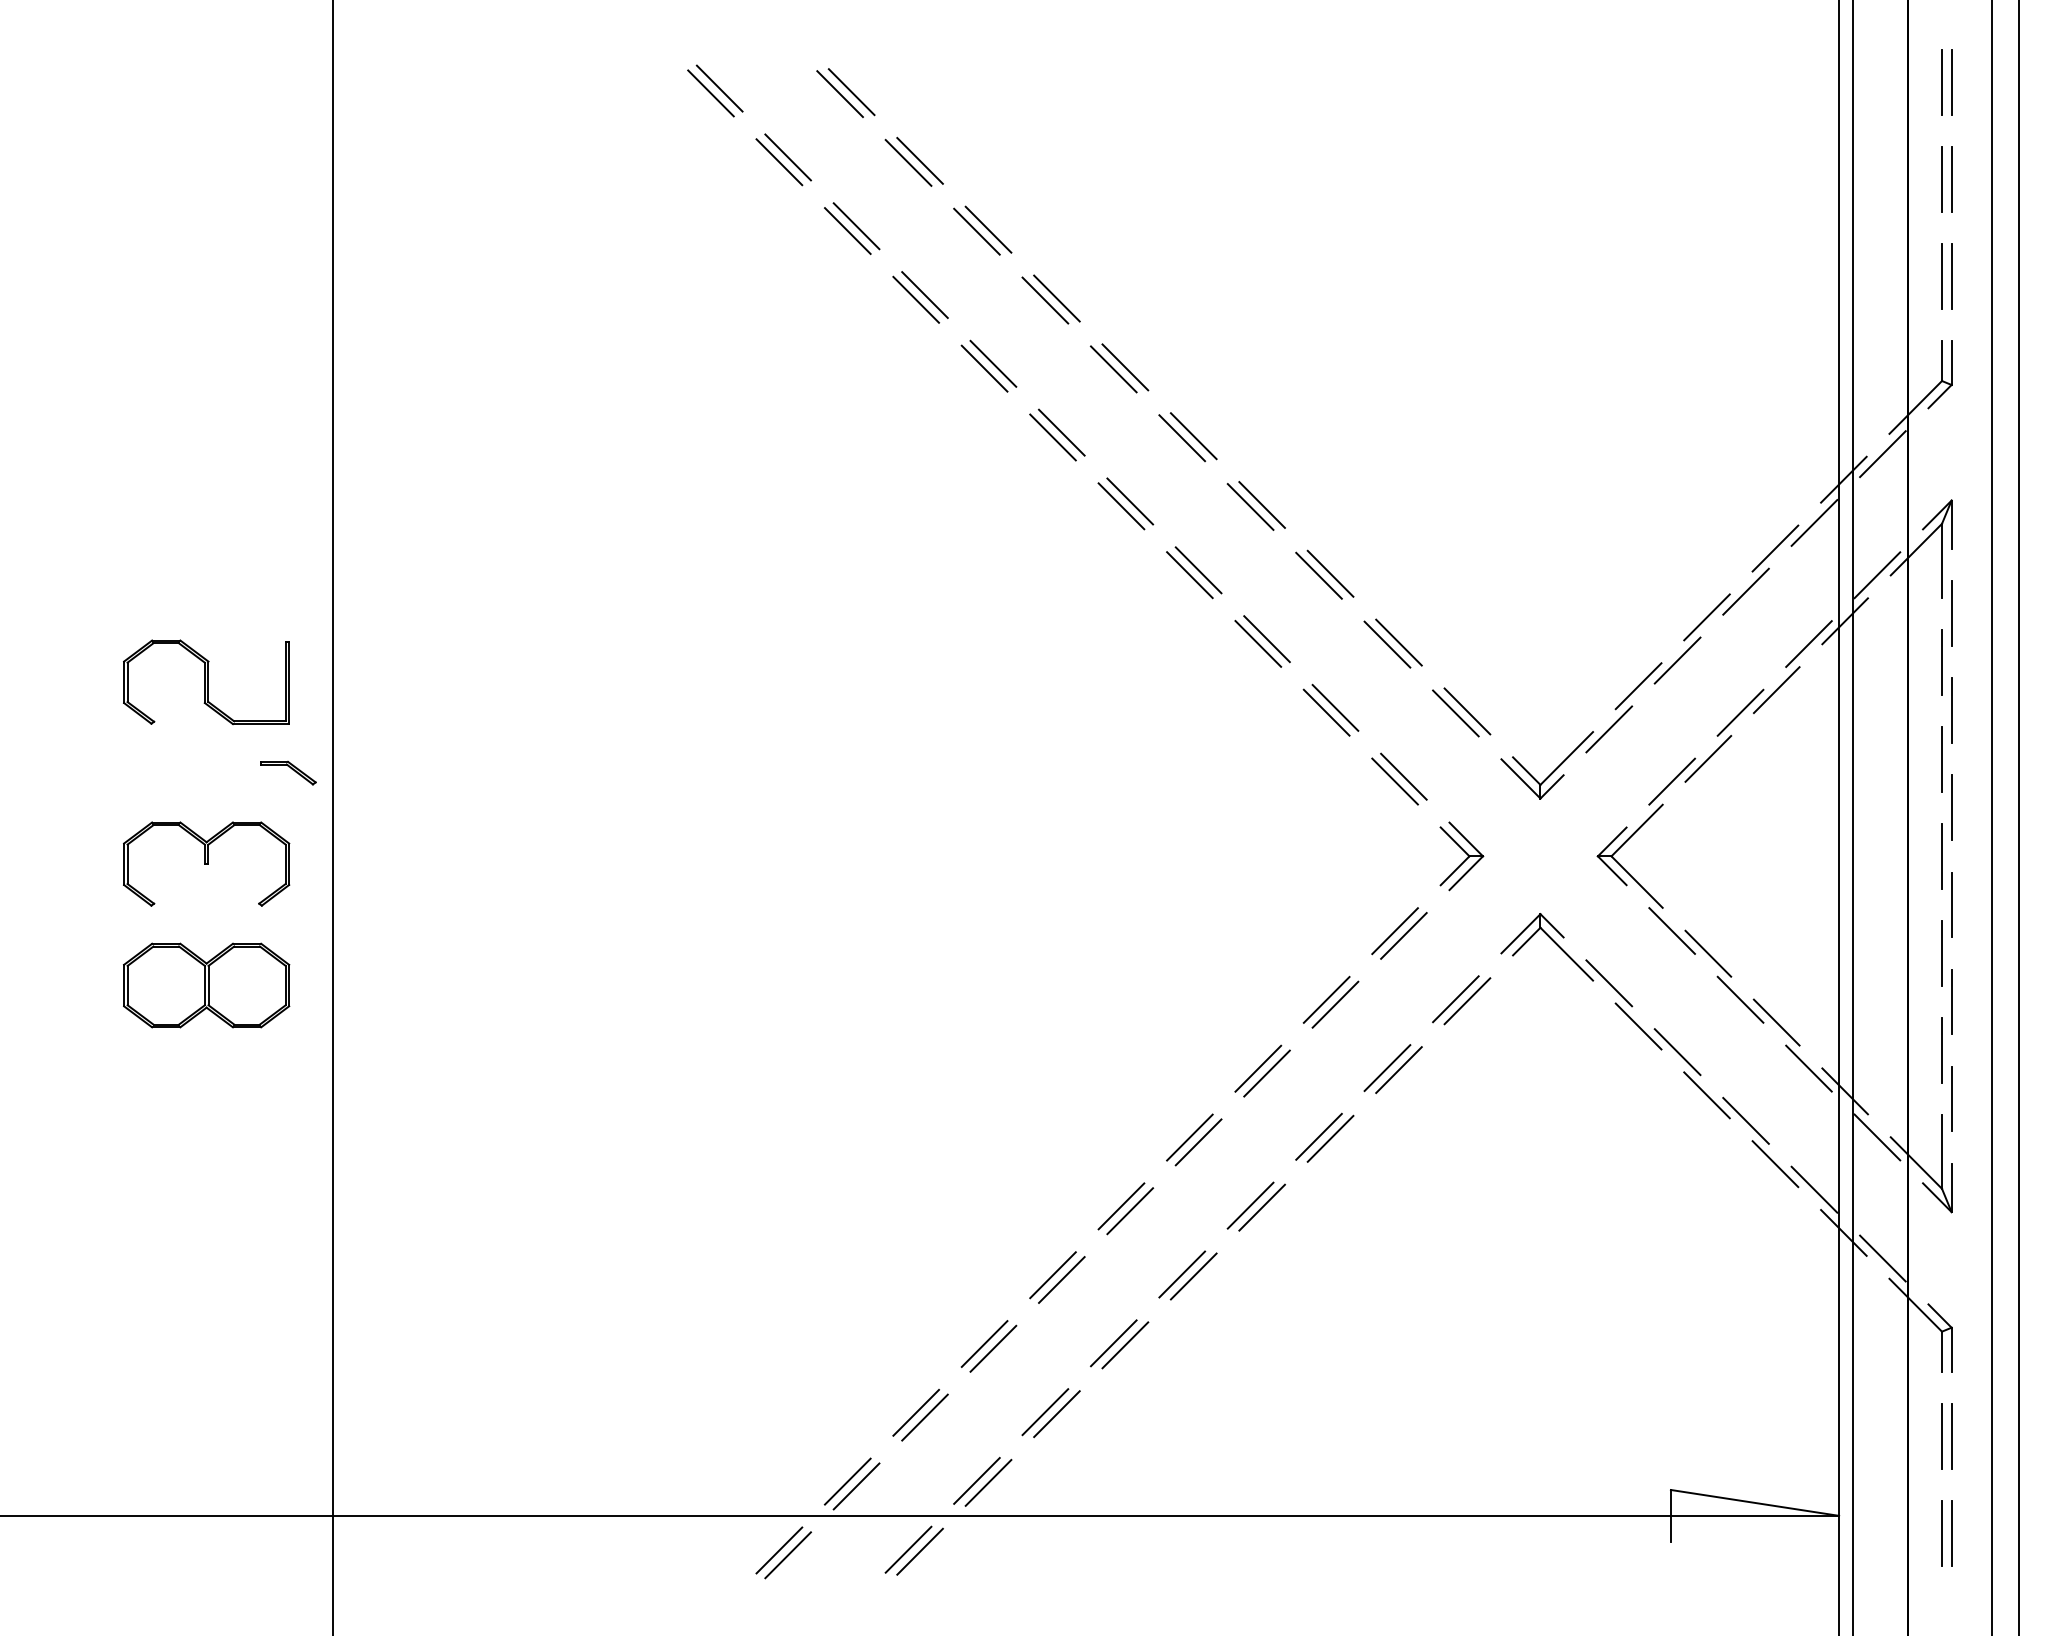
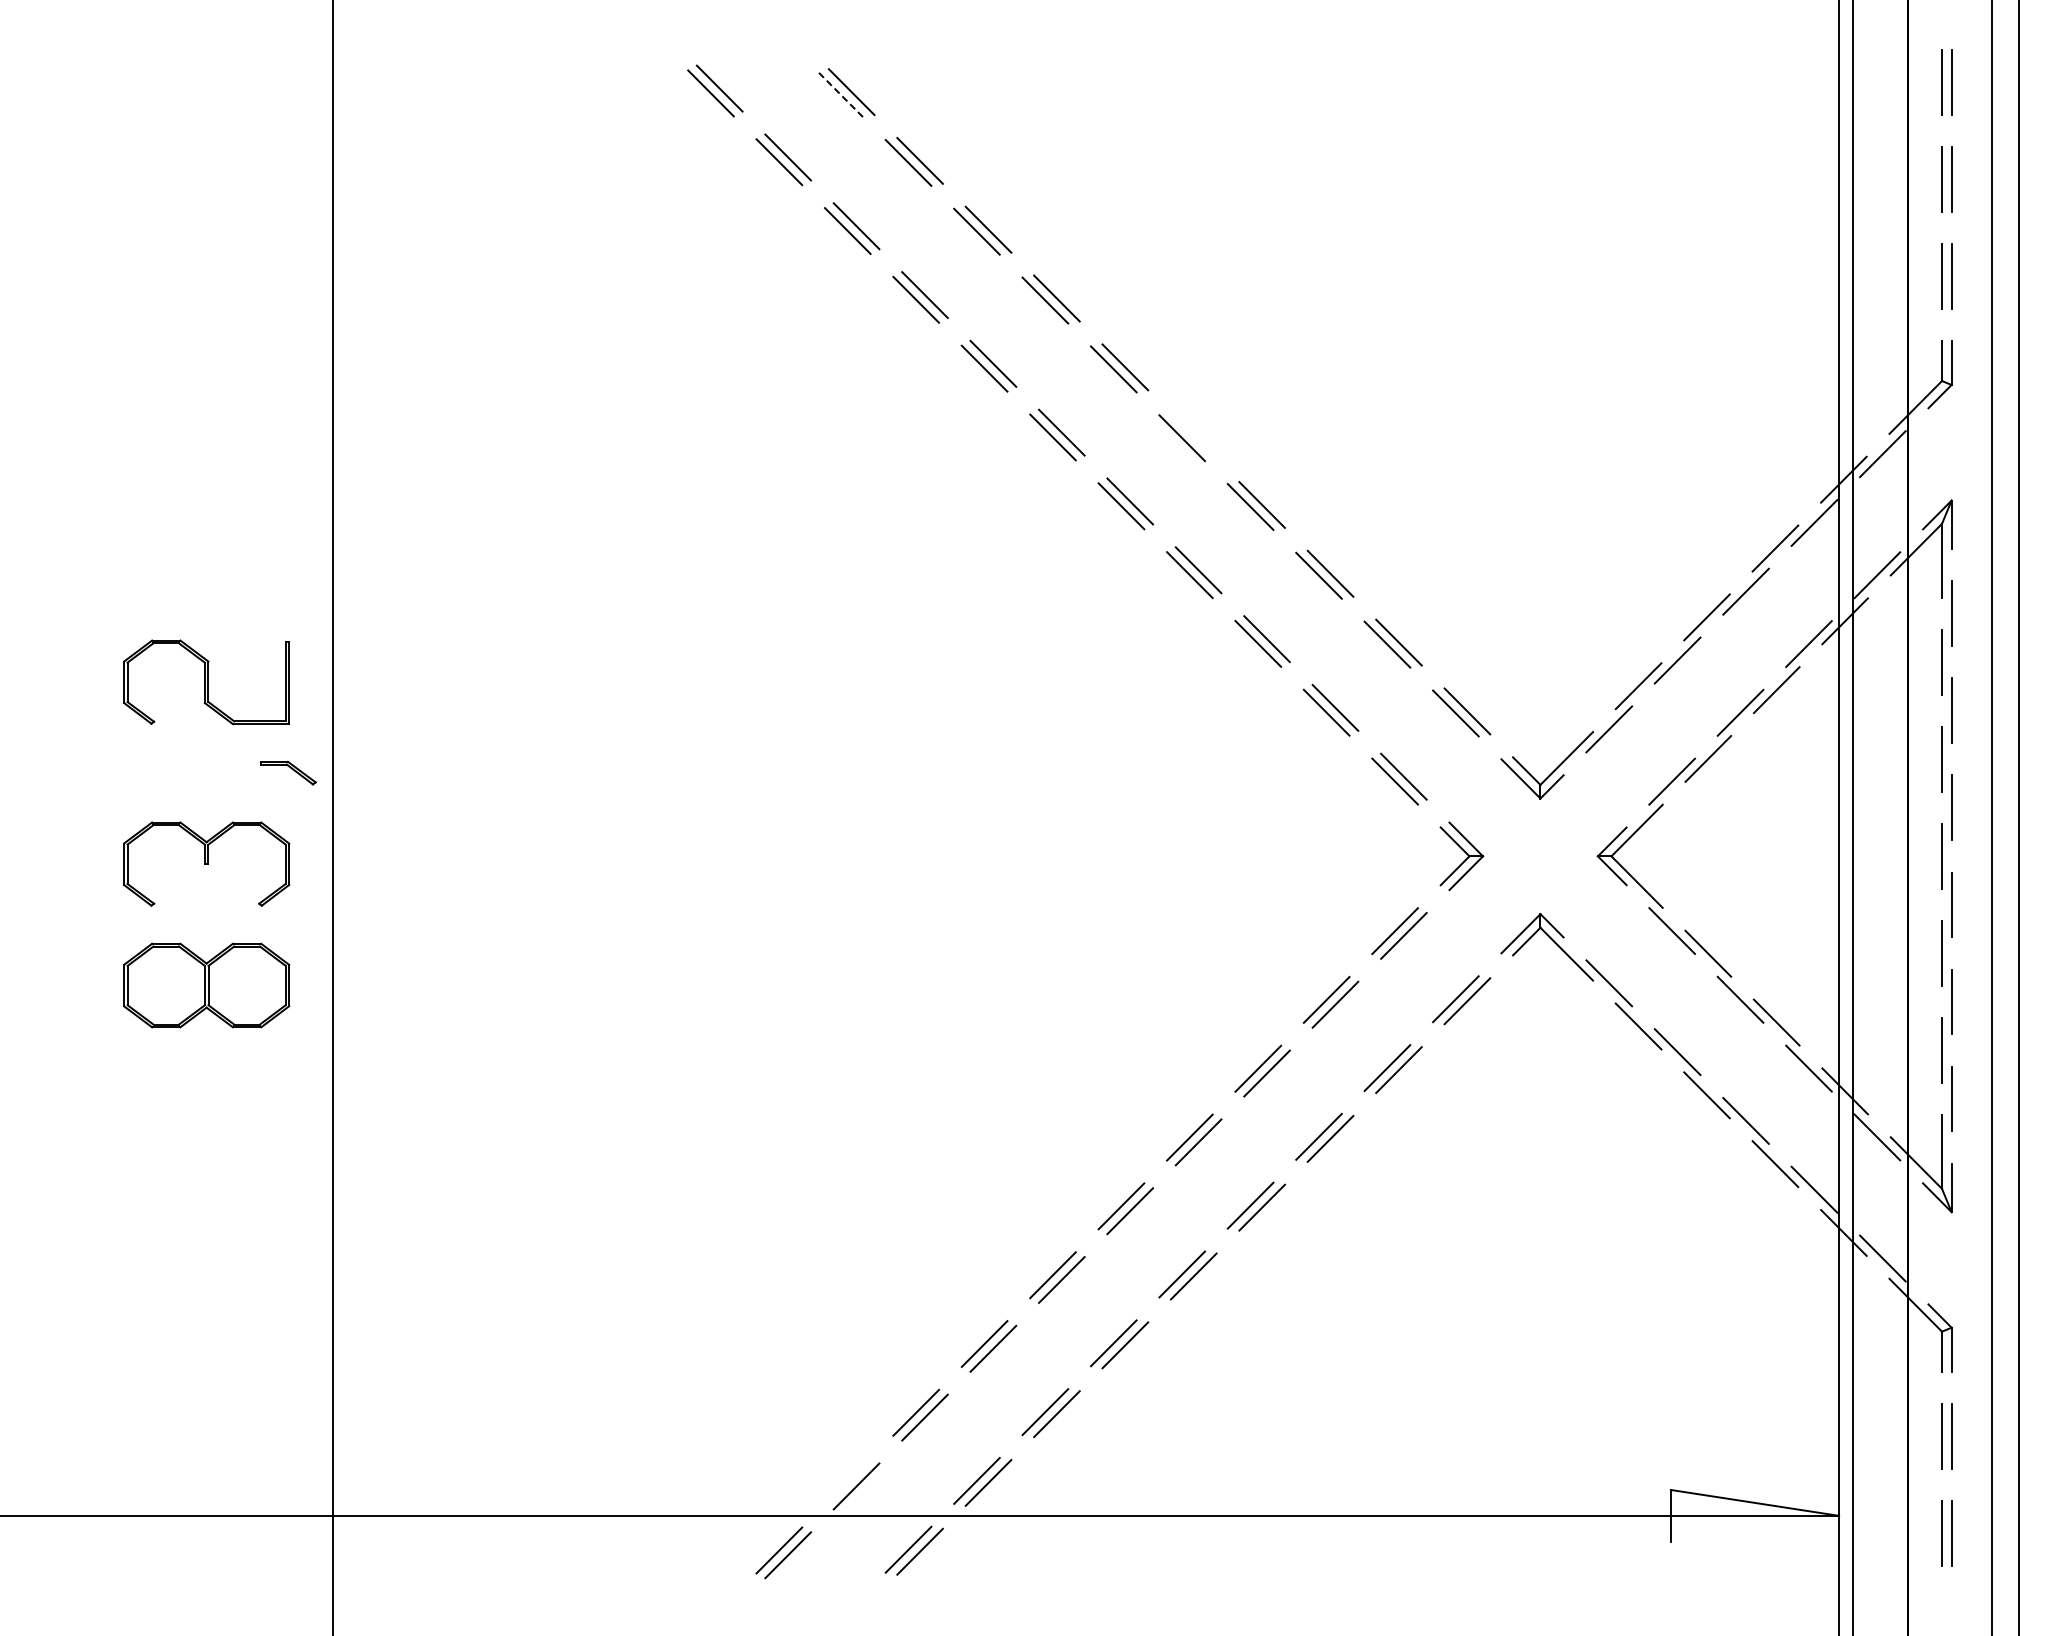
line: solid -> dashed (839, 93)
line: present -> none (1193, 436)
line: present -> none (847, 1481)
